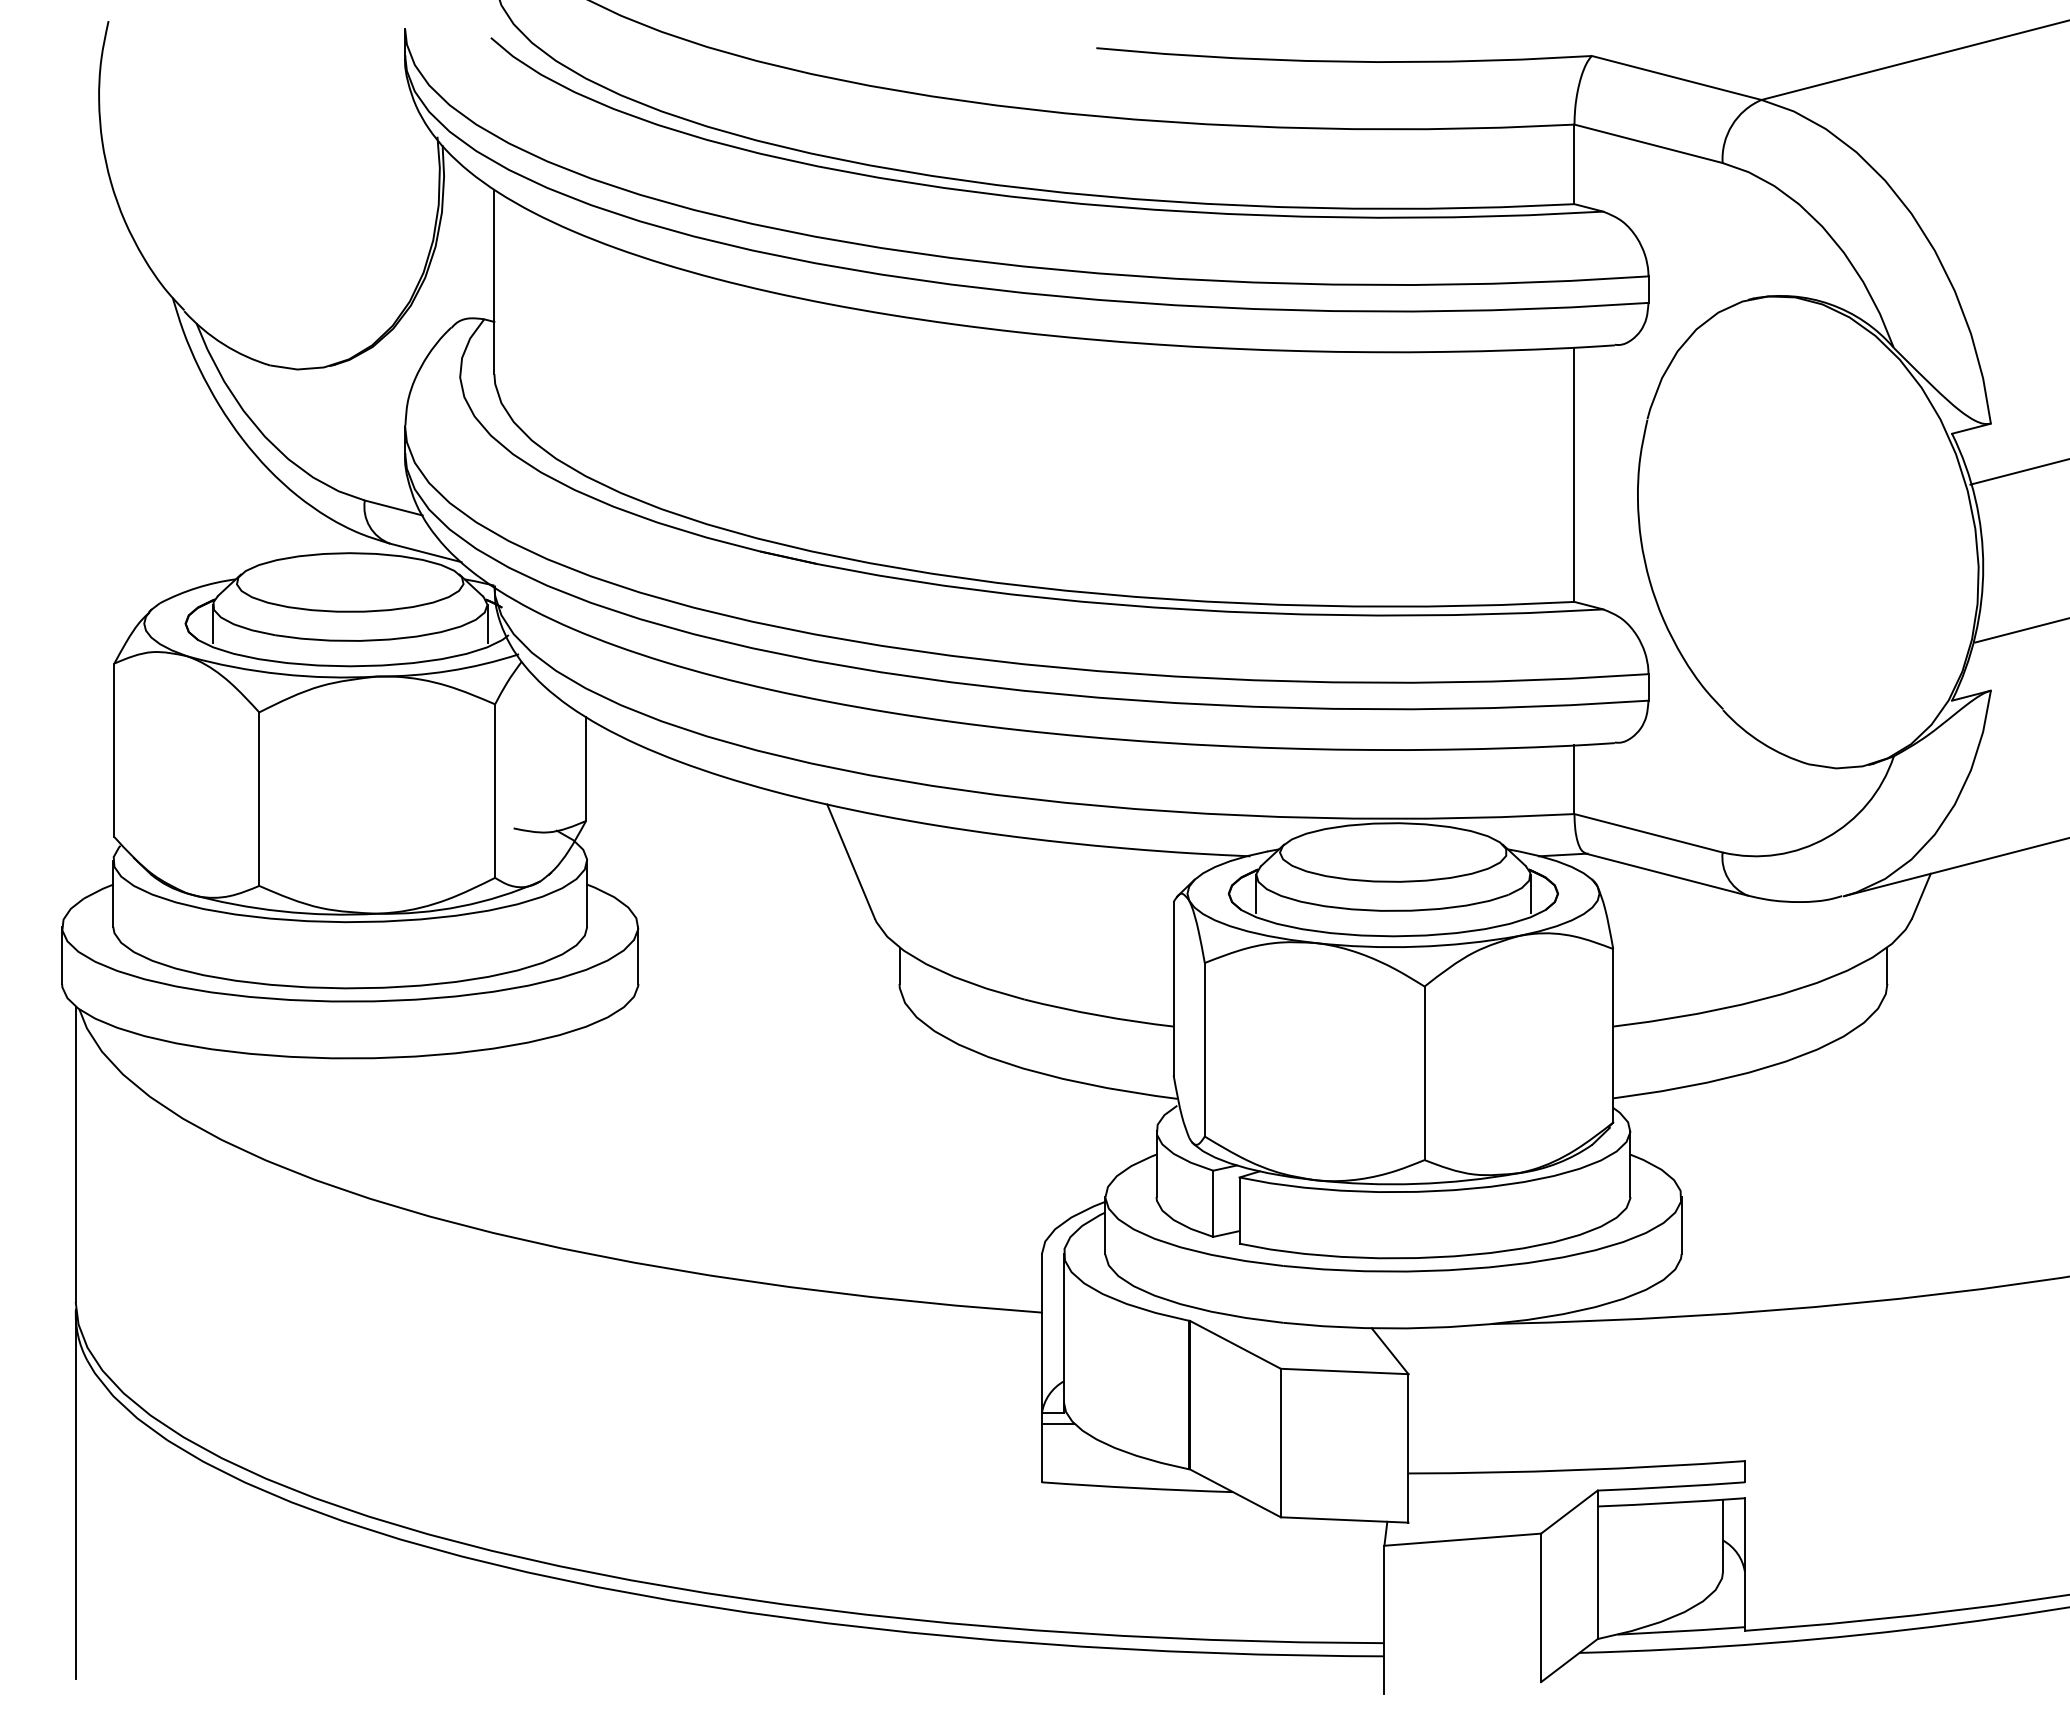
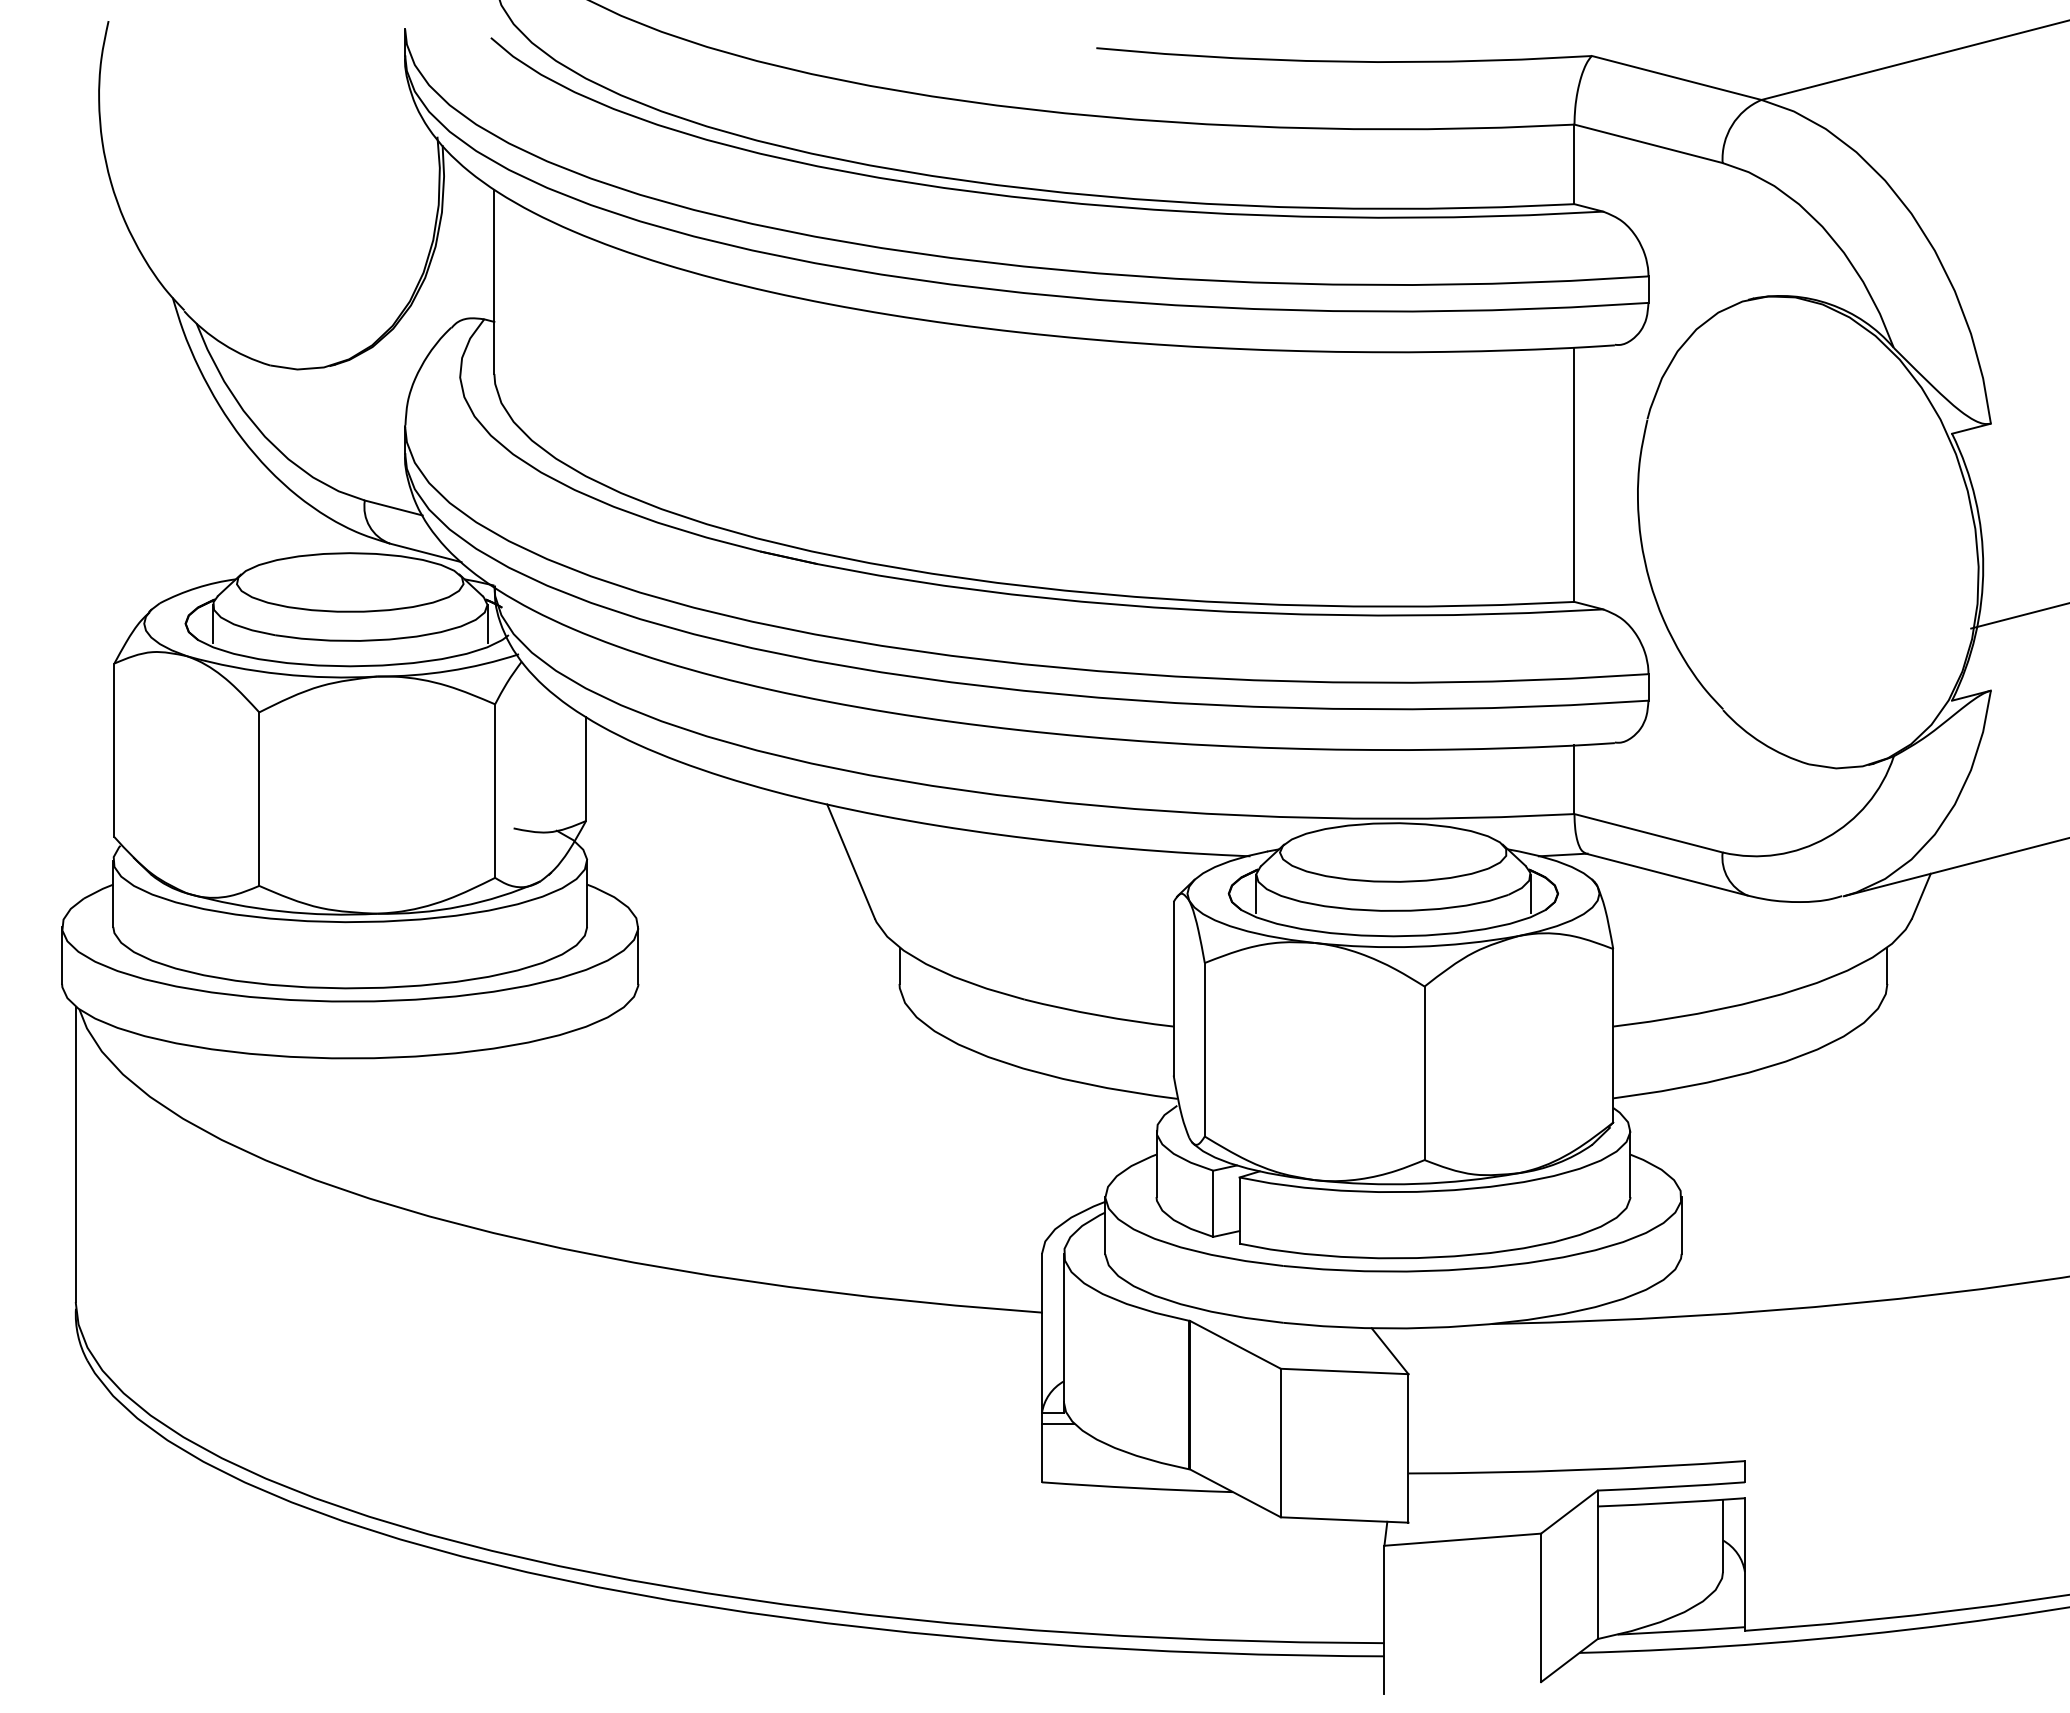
line: present -> none (2018, 471)
line position: (2020, 630) -> (2018, 616) (2018, 616)
line: present -> none (75, 1497)
